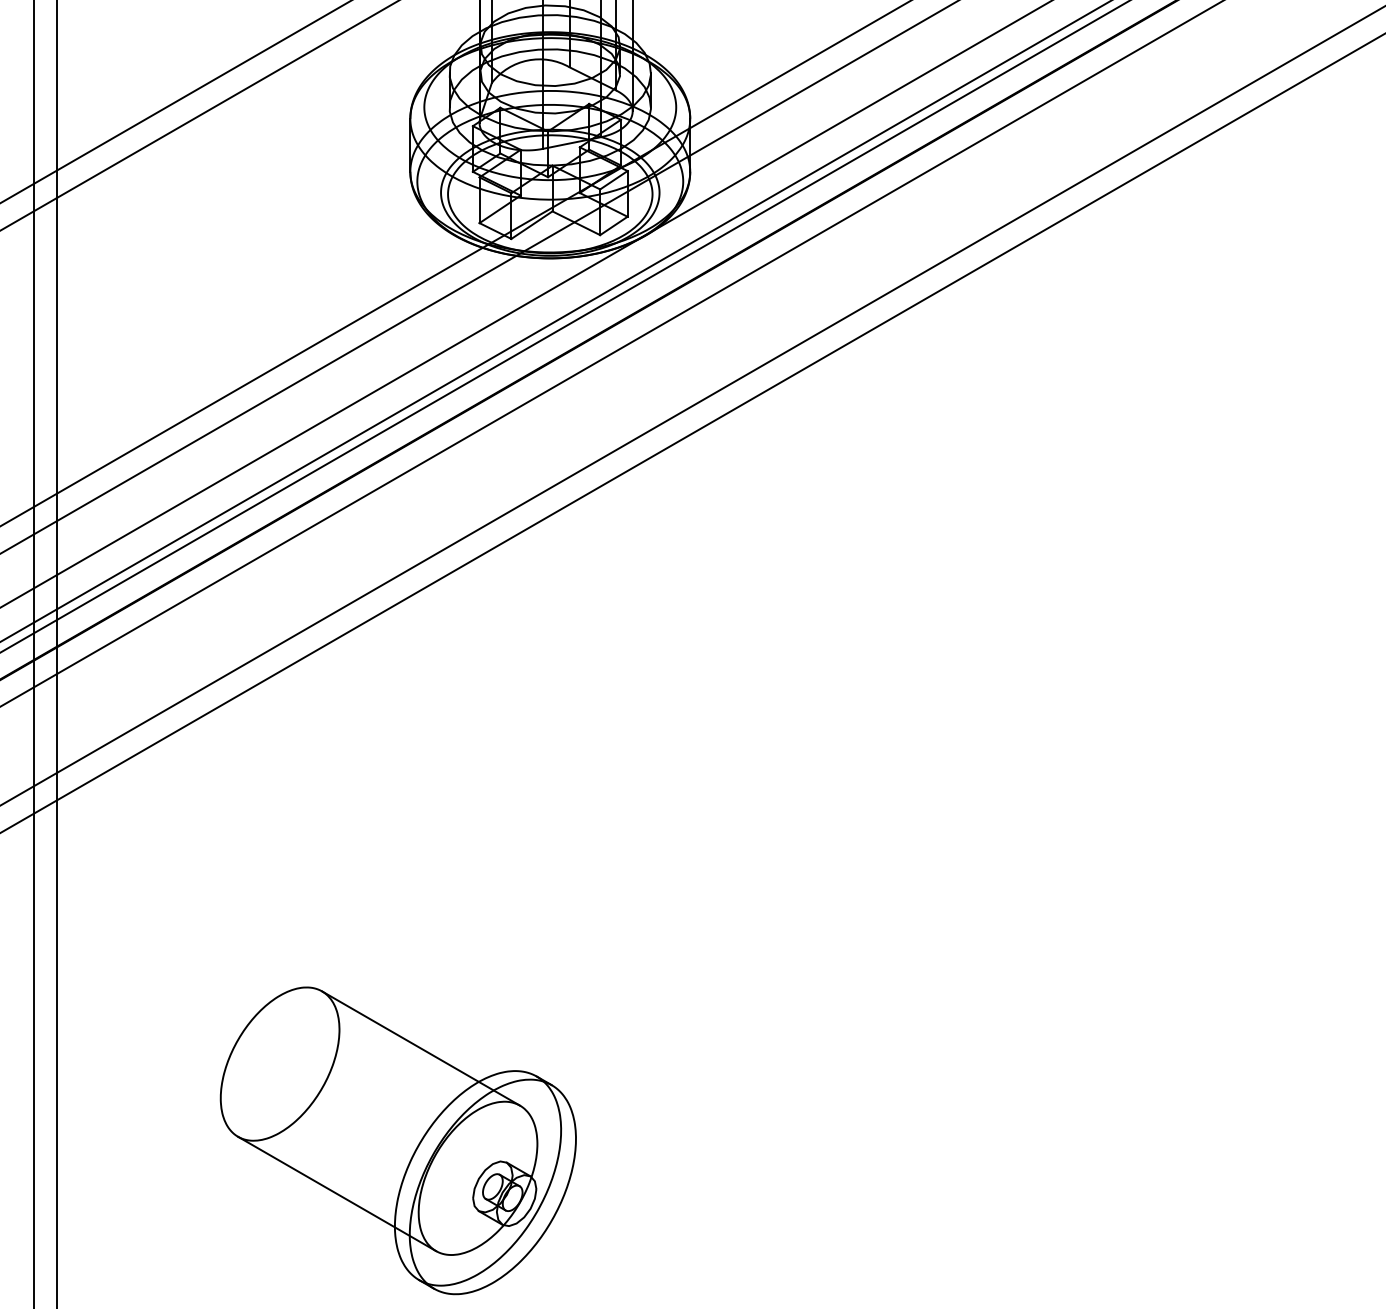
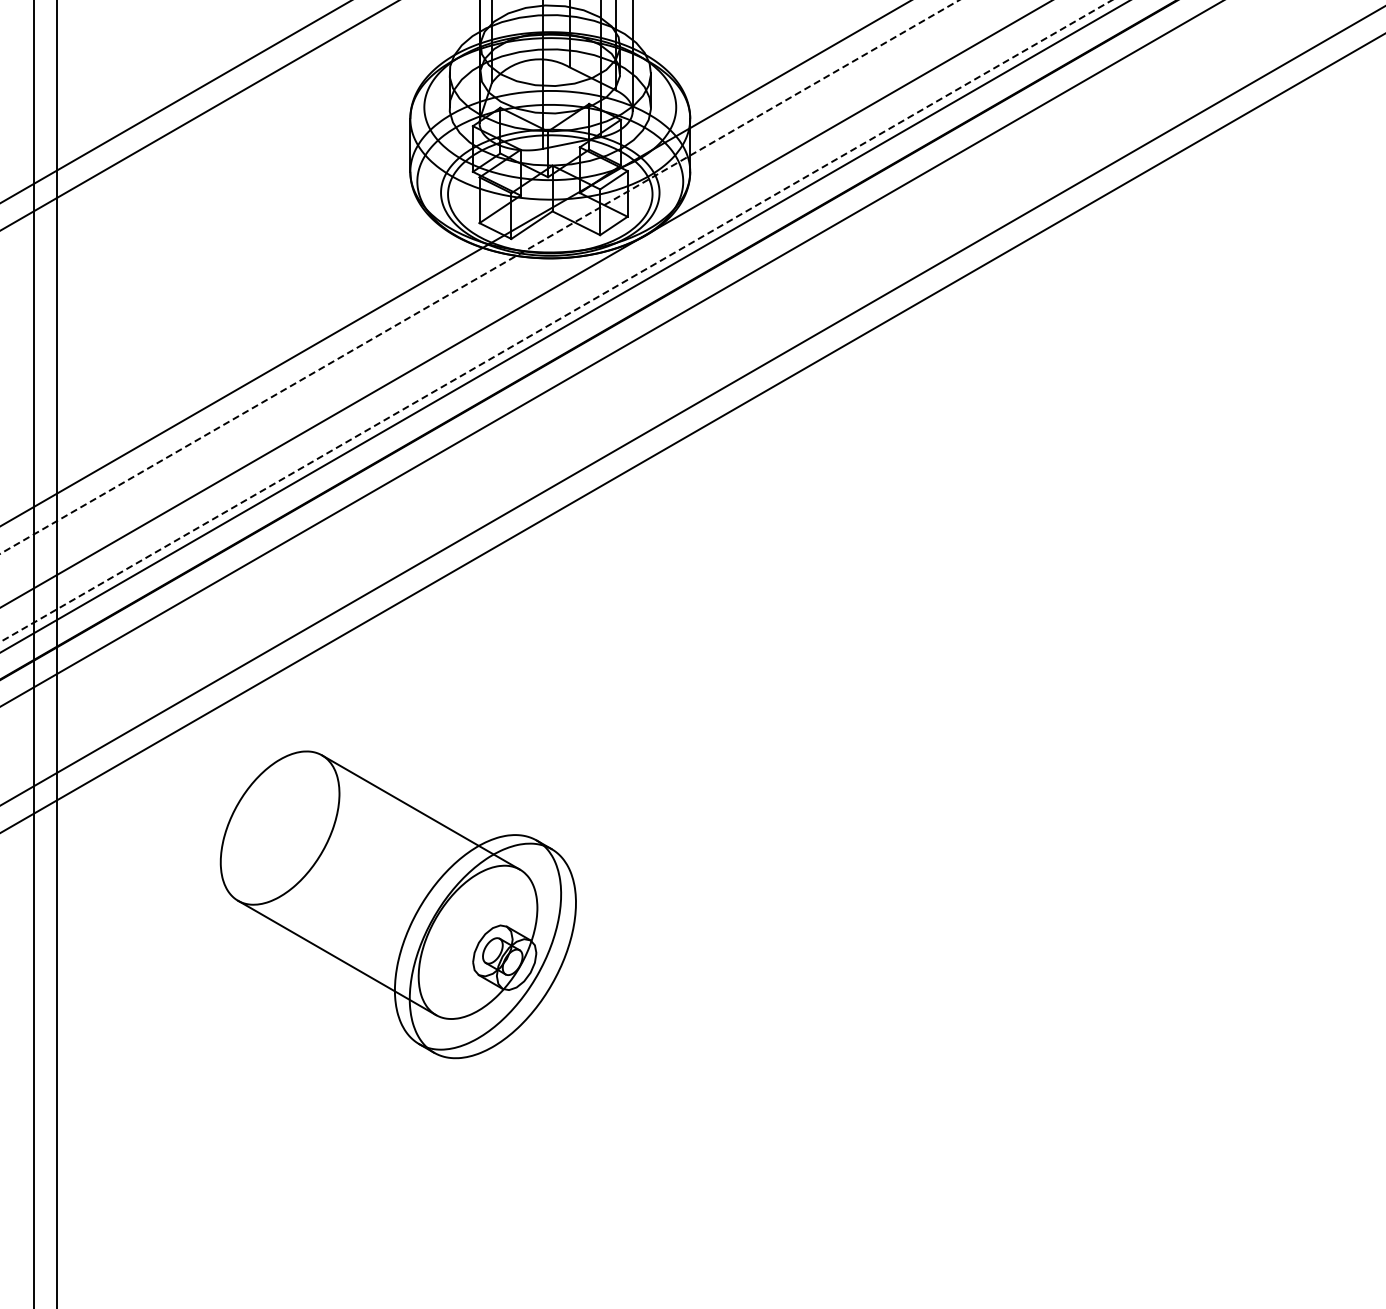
line: solid -> dashed (479, 276)
line: solid -> dashed (556, 320)
part position: (397, 1140) -> (397, 904) (397, 904)
